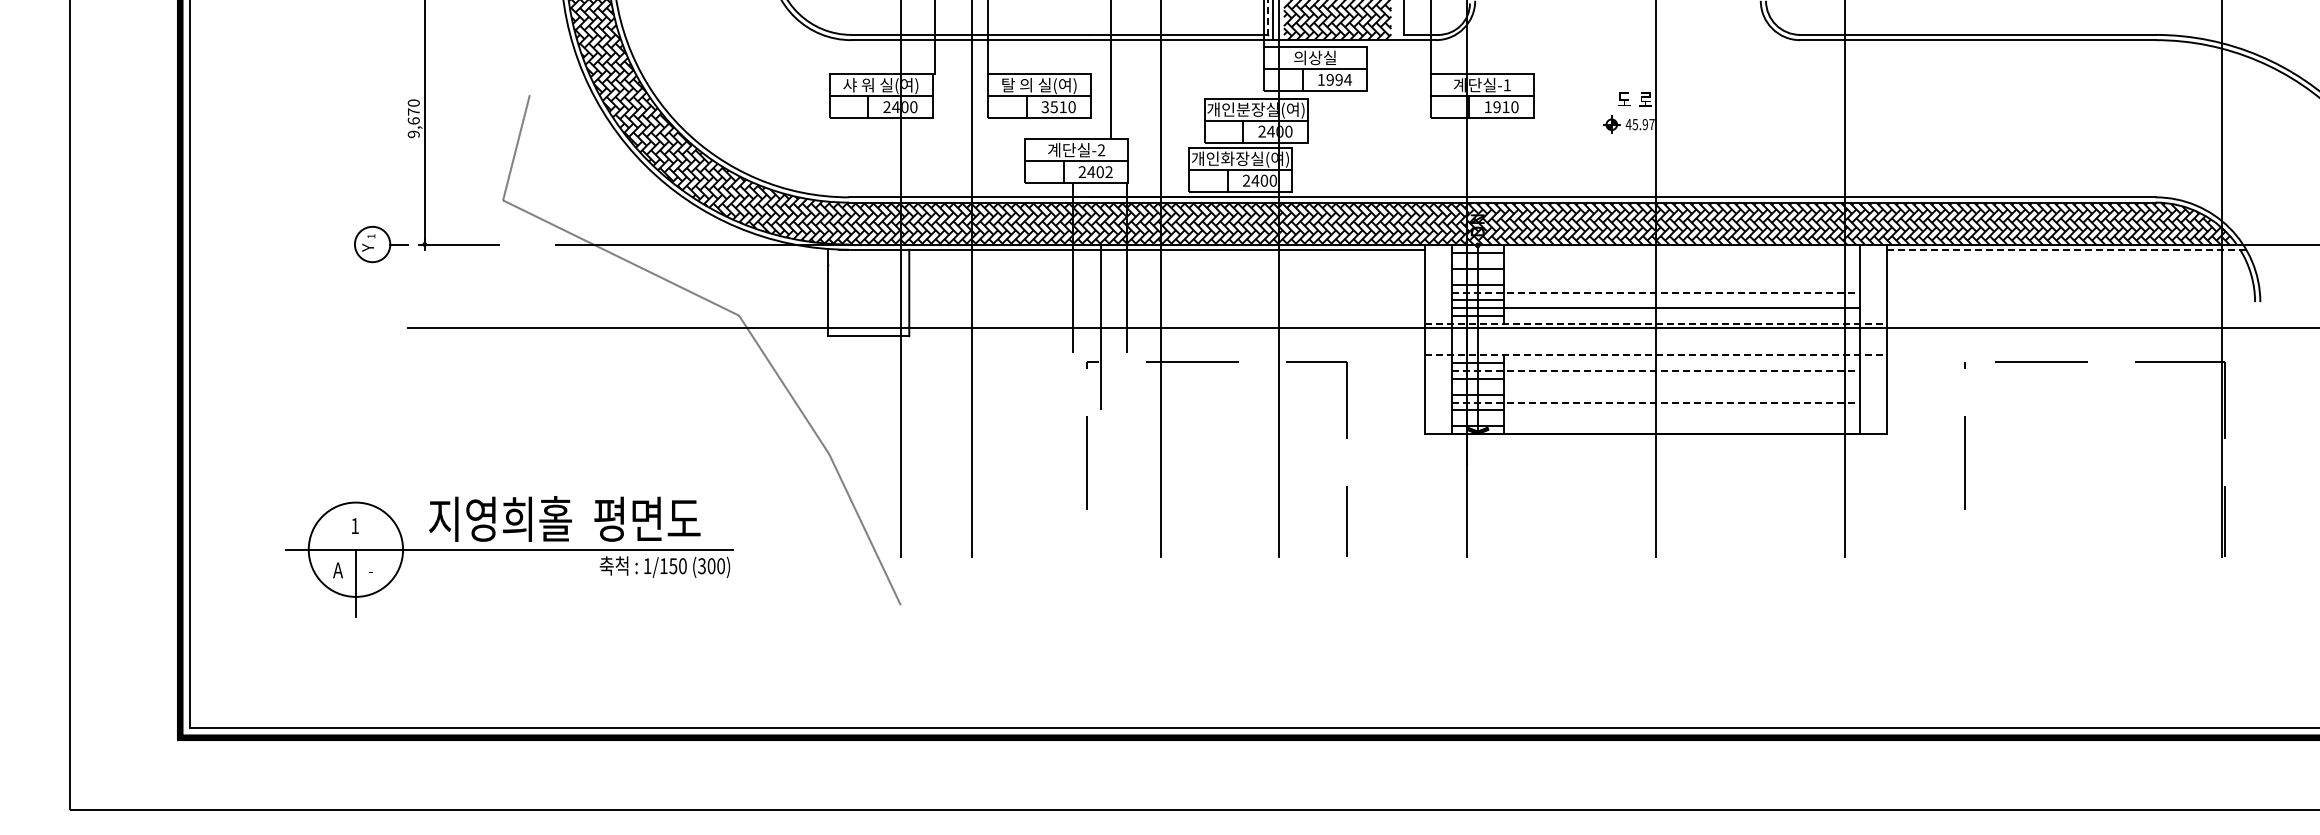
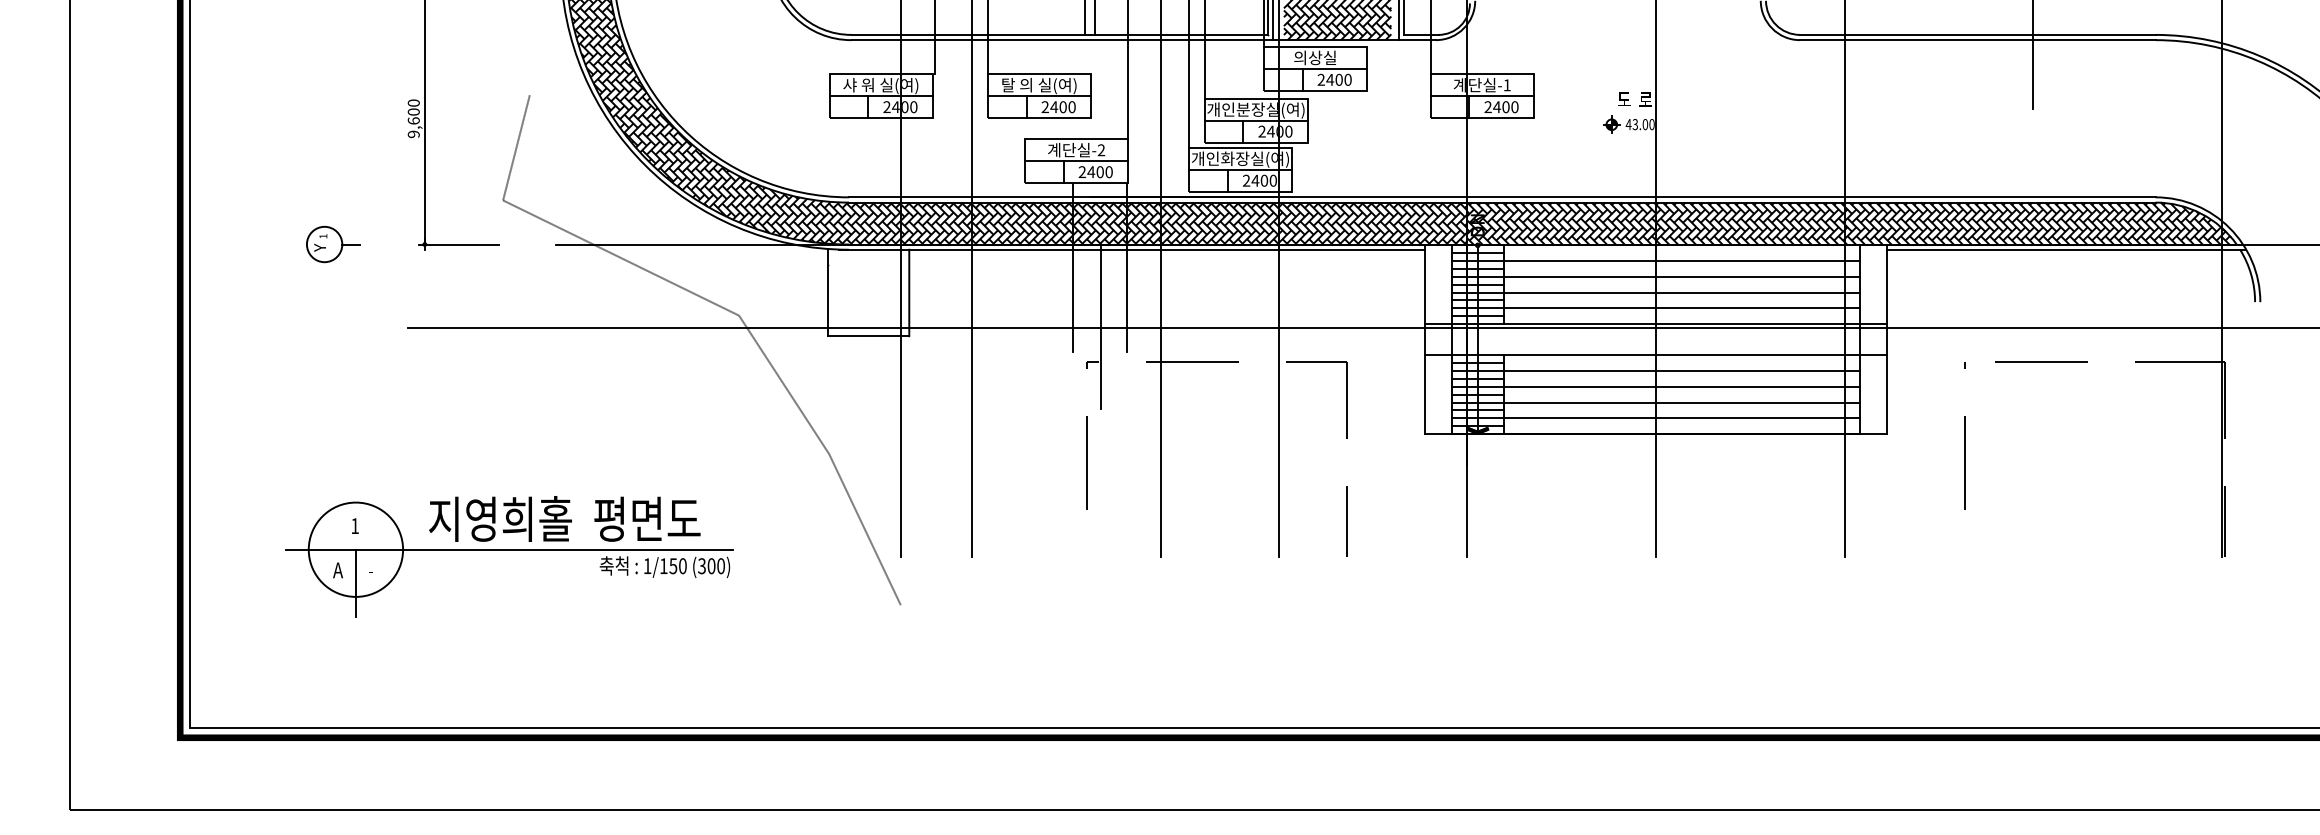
line: none -> present (1084, 18)
line: none -> present (1095, 18)
line: dashed -> solid (1268, 18)
line: none -> present (1399, 21)
line: none -> present (1204, 50)
line: none -> present (2033, 55)
line position: (1110, 70) -> (1127, 70) (1127, 70)
line: none -> present (1189, 75)
text: 1994 -> 2400 (1334, 79)
text: 3510 -> 2400 (1053, 107)
text: 1910 -> 2400 (1496, 107)
text: 9,670 -> 9,600 (413, 111)
text: 45.97 -> 43.00 (1643, 124)
text: 2402 -> 2400 (1108, 172)
part position: (381, 244) -> (333, 244) (333, 244)
line: dashed -> solid (2066, 249)
line: none -> present (1655, 261)
line: none -> present (1655, 276)
line: dashed -> solid (1656, 292)
line: dashed -> solid (1655, 323)
line: dashed -> solid (1655, 355)
line: dashed -> solid (1656, 371)
line: none -> present (1655, 386)
line: dashed -> solid (1656, 402)
line: none -> present (1655, 418)
